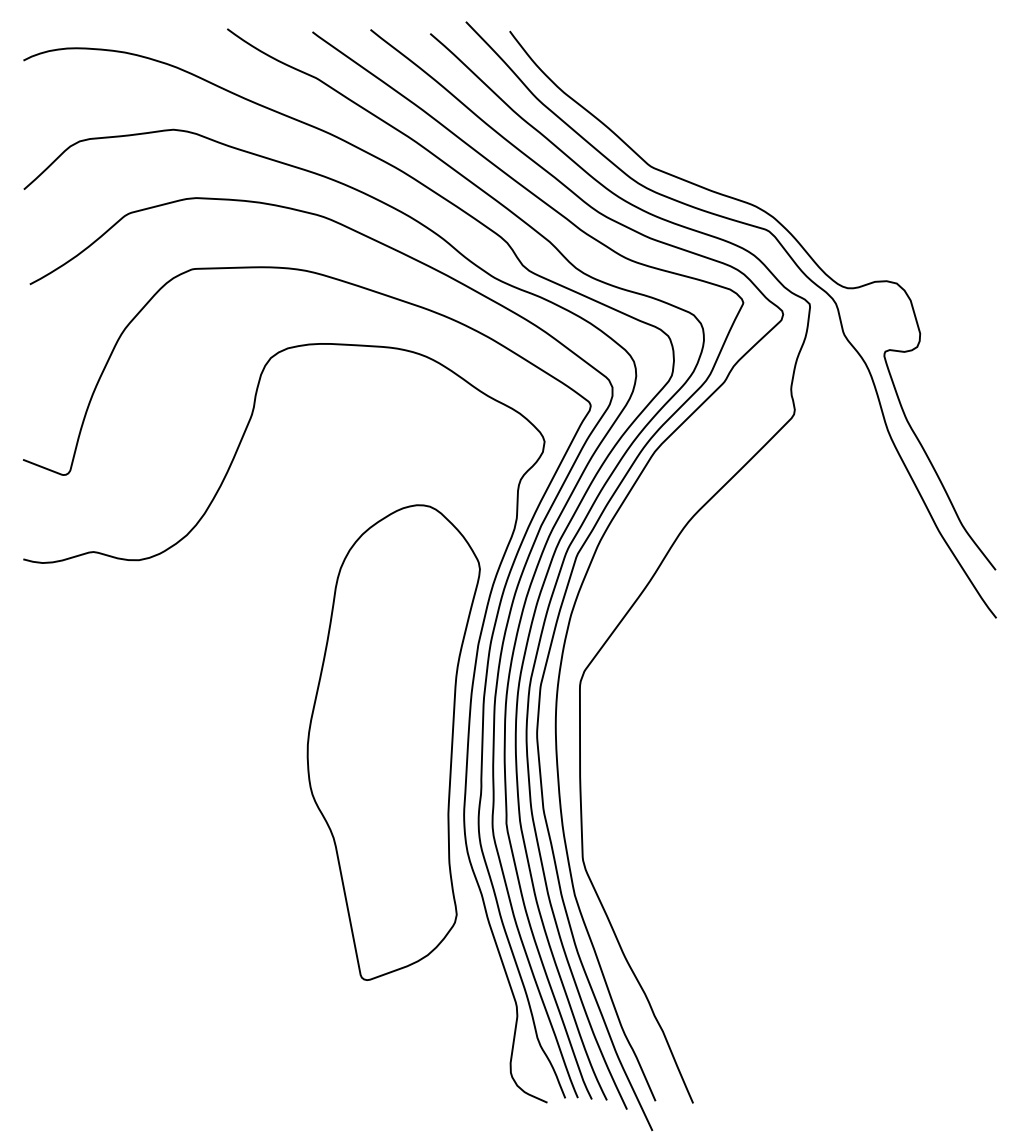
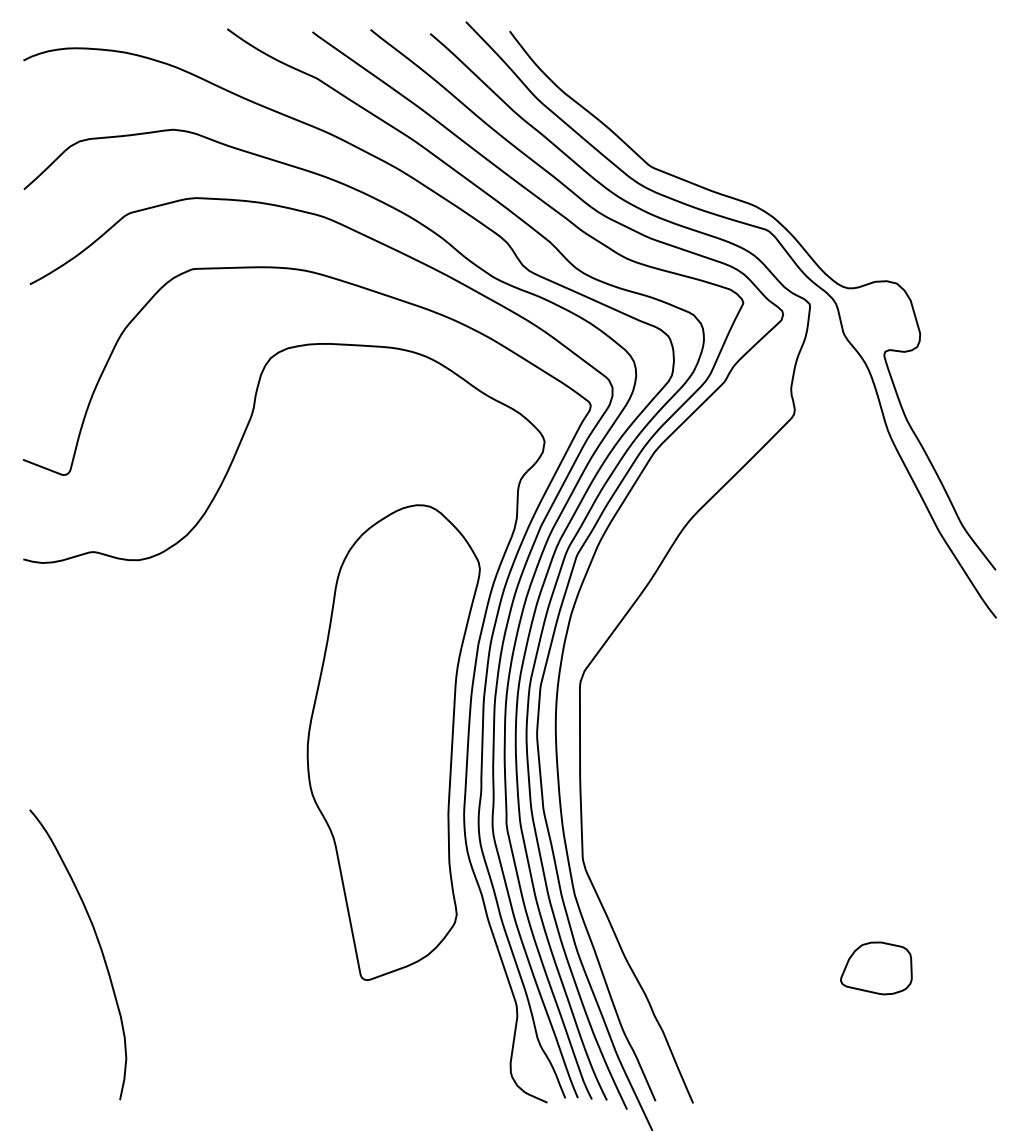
curve: none -> present (99, 947)
part: none -> present (876, 968)
